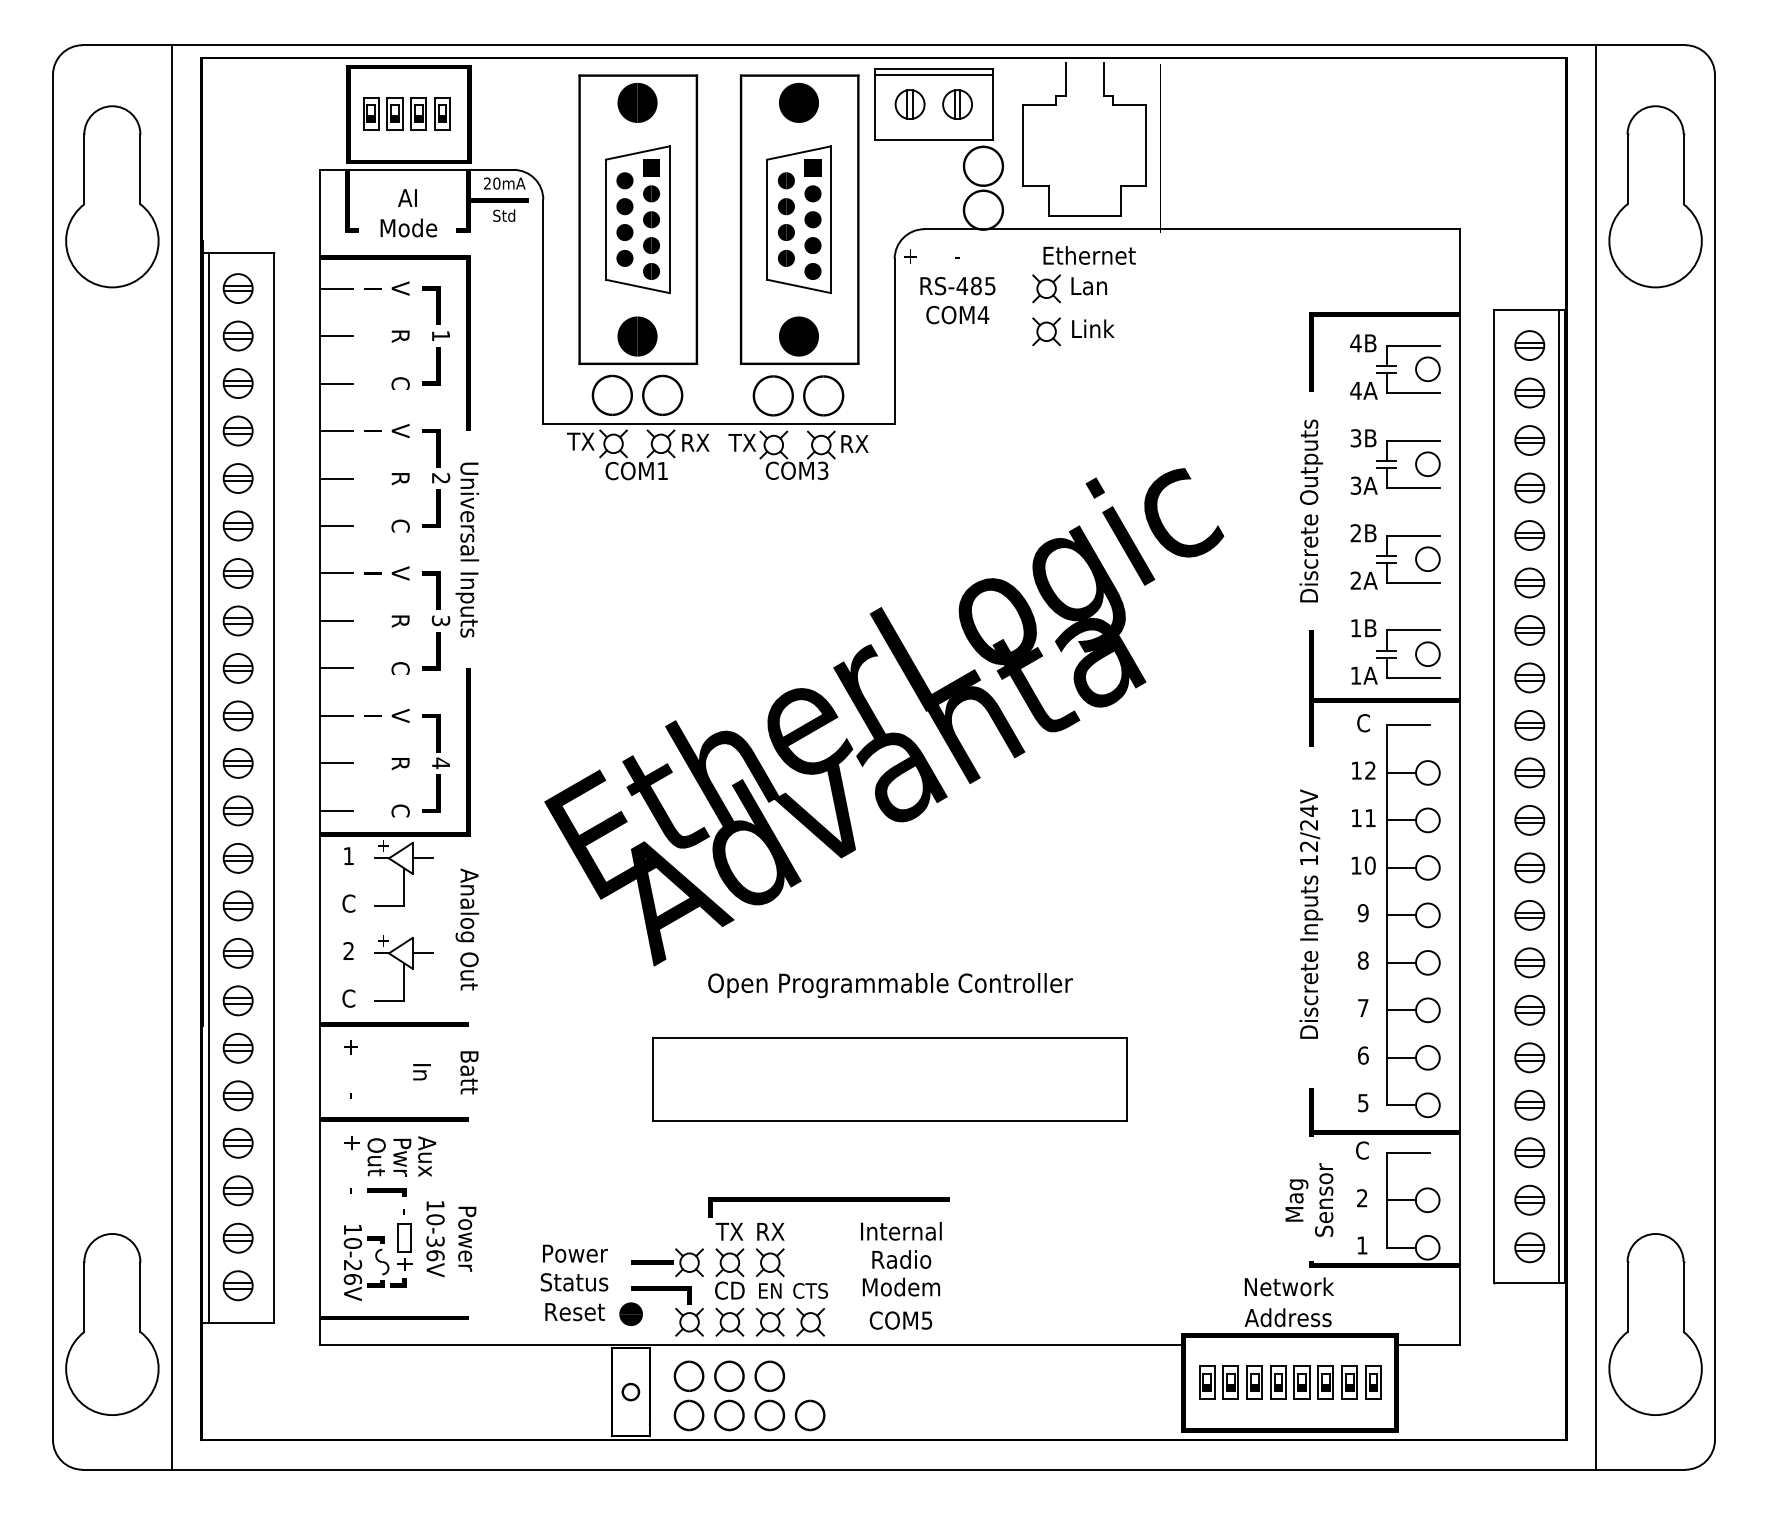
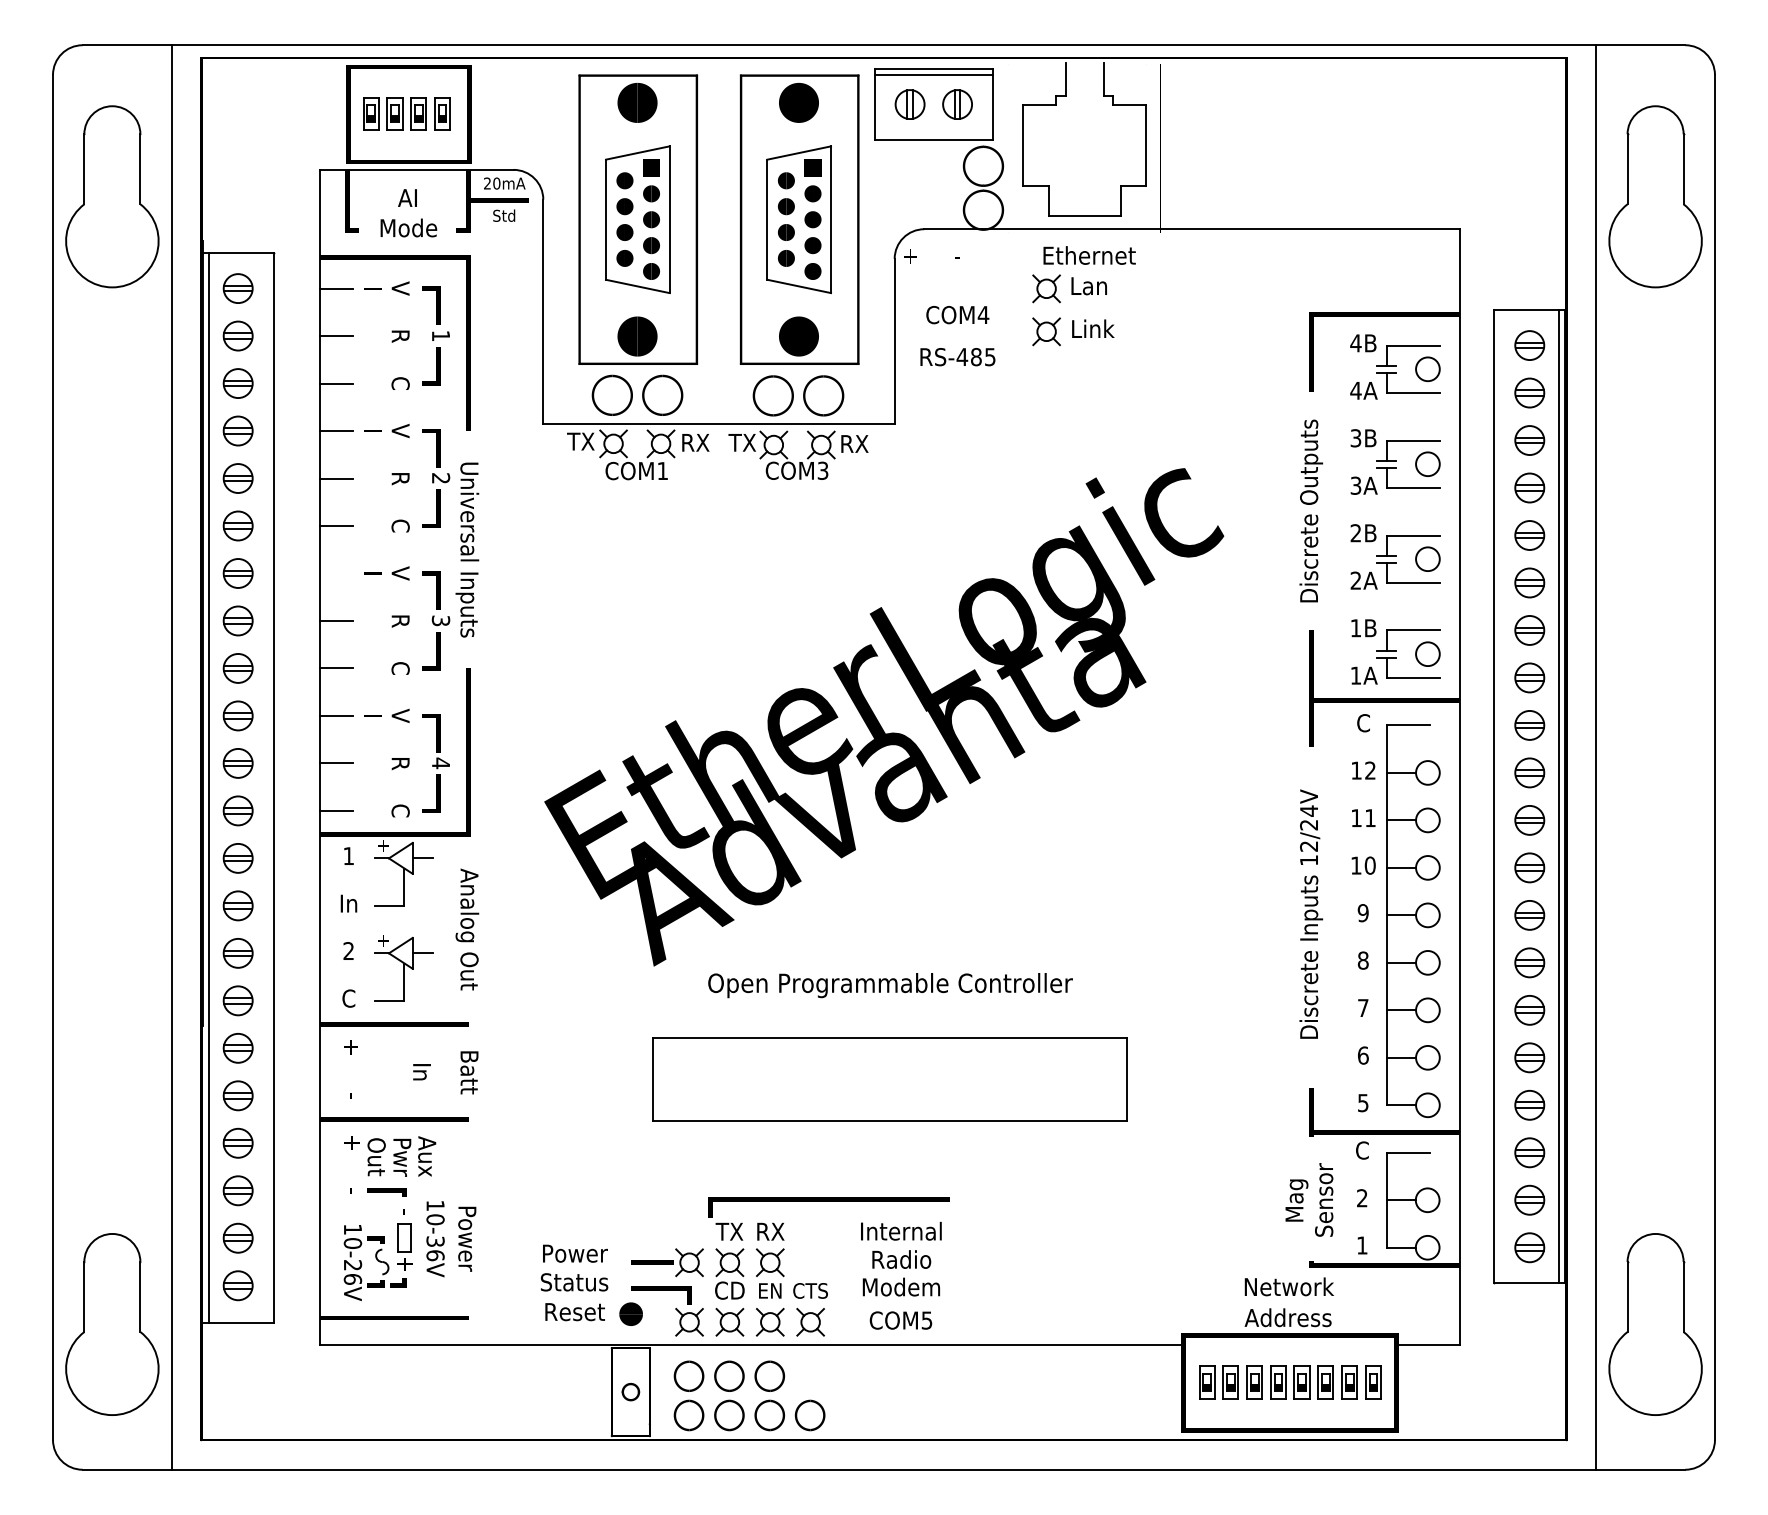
text position: (957, 286) -> (957, 357) (957, 357)
line: present -> none (336, 573)
text: C -> In (348, 903)
